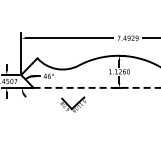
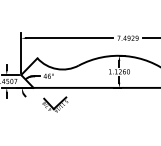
line: dashed -> solid (97, 87)
part position: (73, 104) -> (55, 104) (55, 104)
